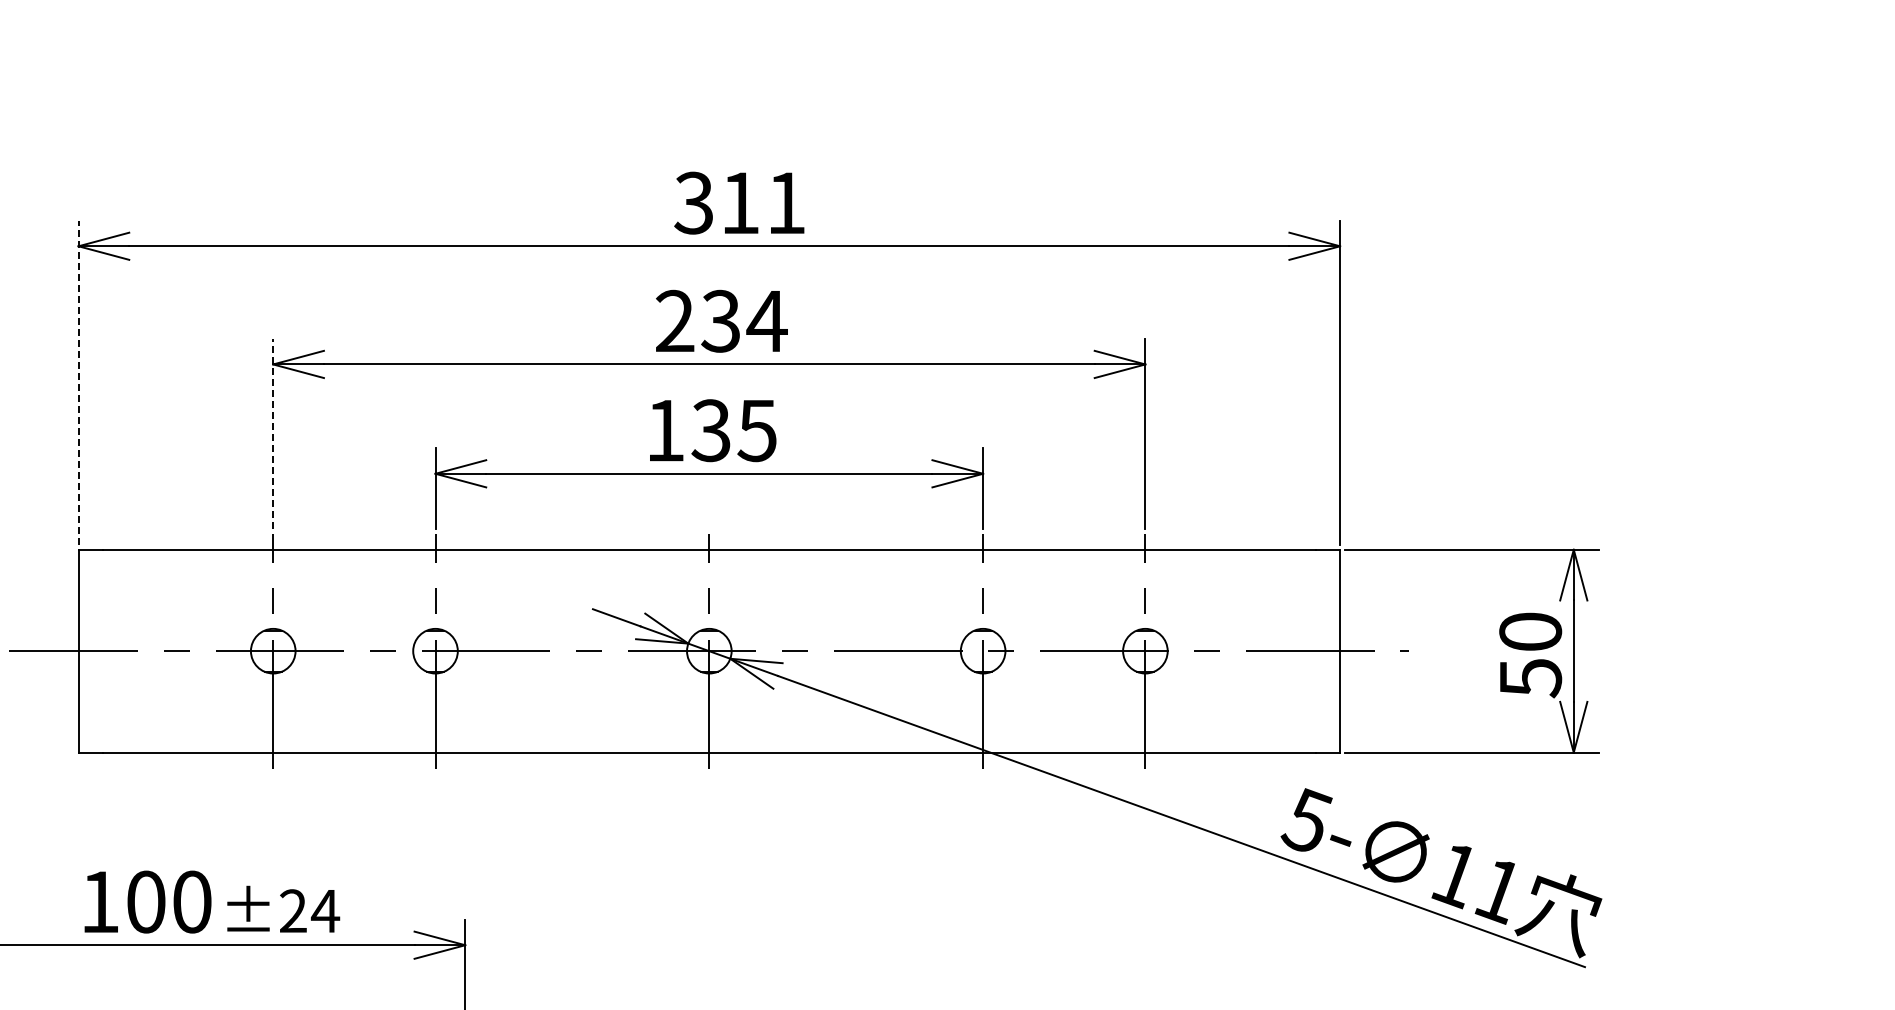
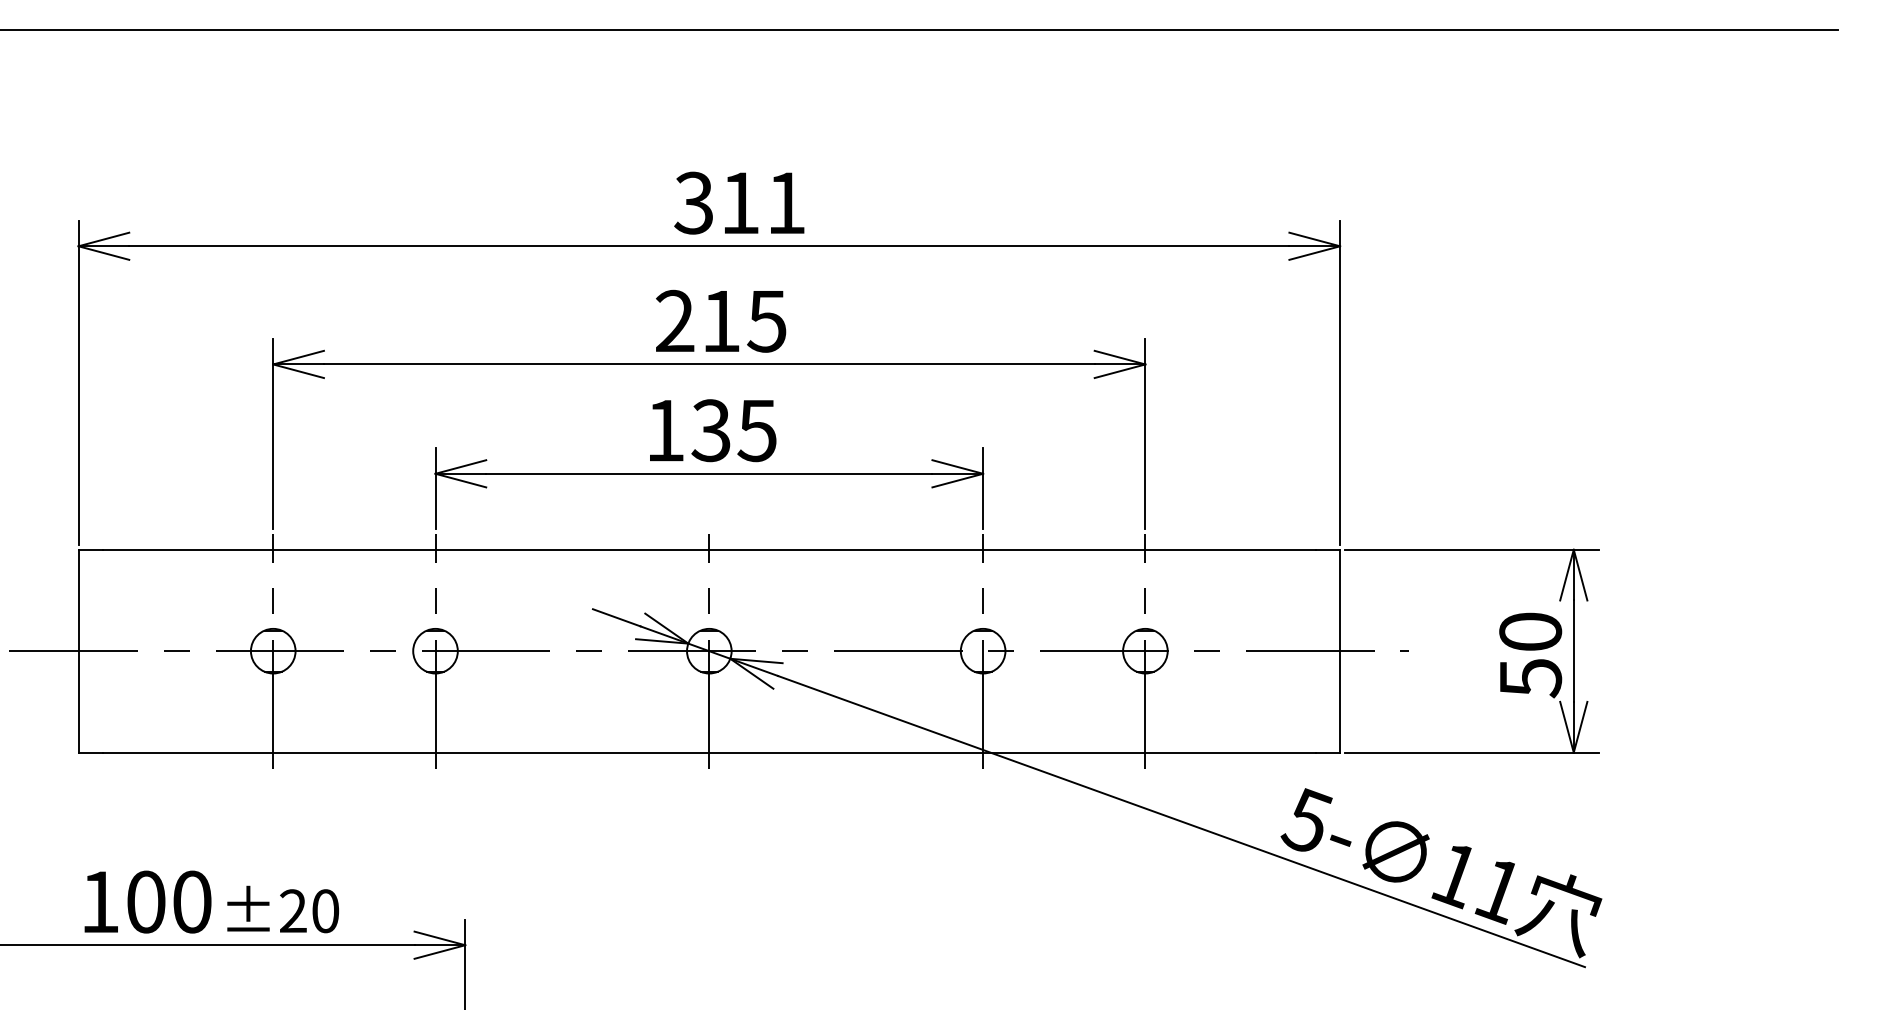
line: none -> present (920, 30)
text: 234 -> 215 (744, 320)
line: dashed -> solid (78, 382)
line: dashed -> solid (273, 433)
text: ±24 -> ±20 (325, 911)
